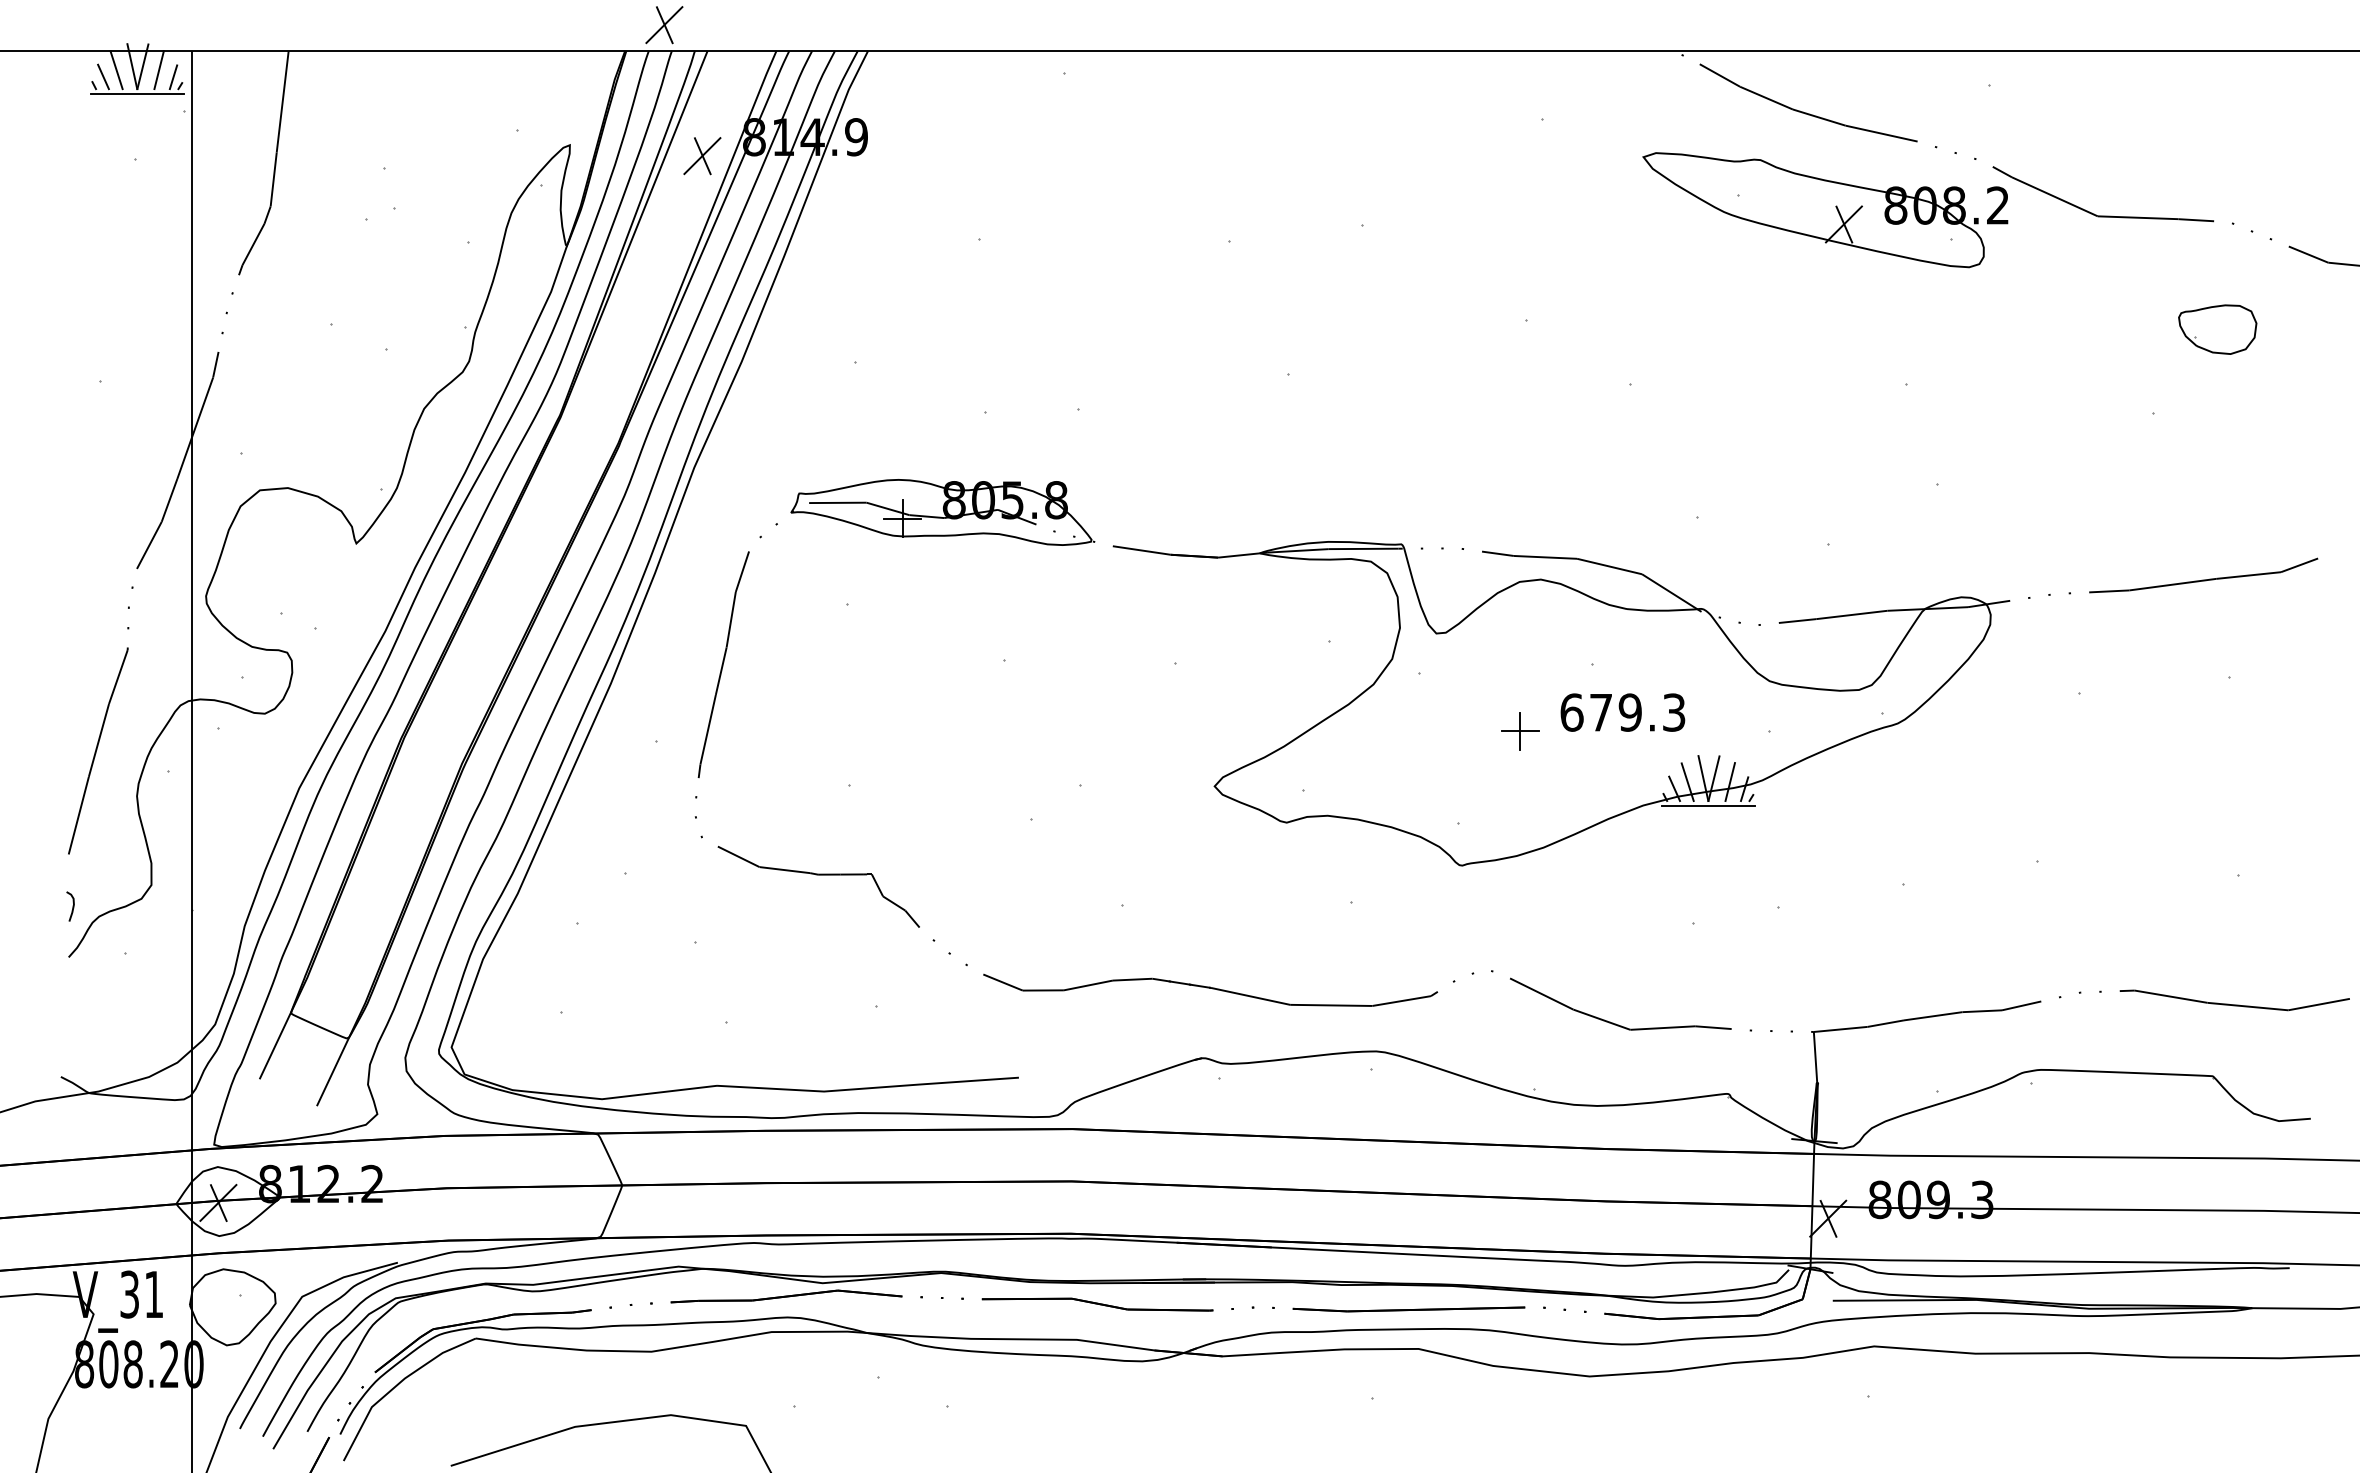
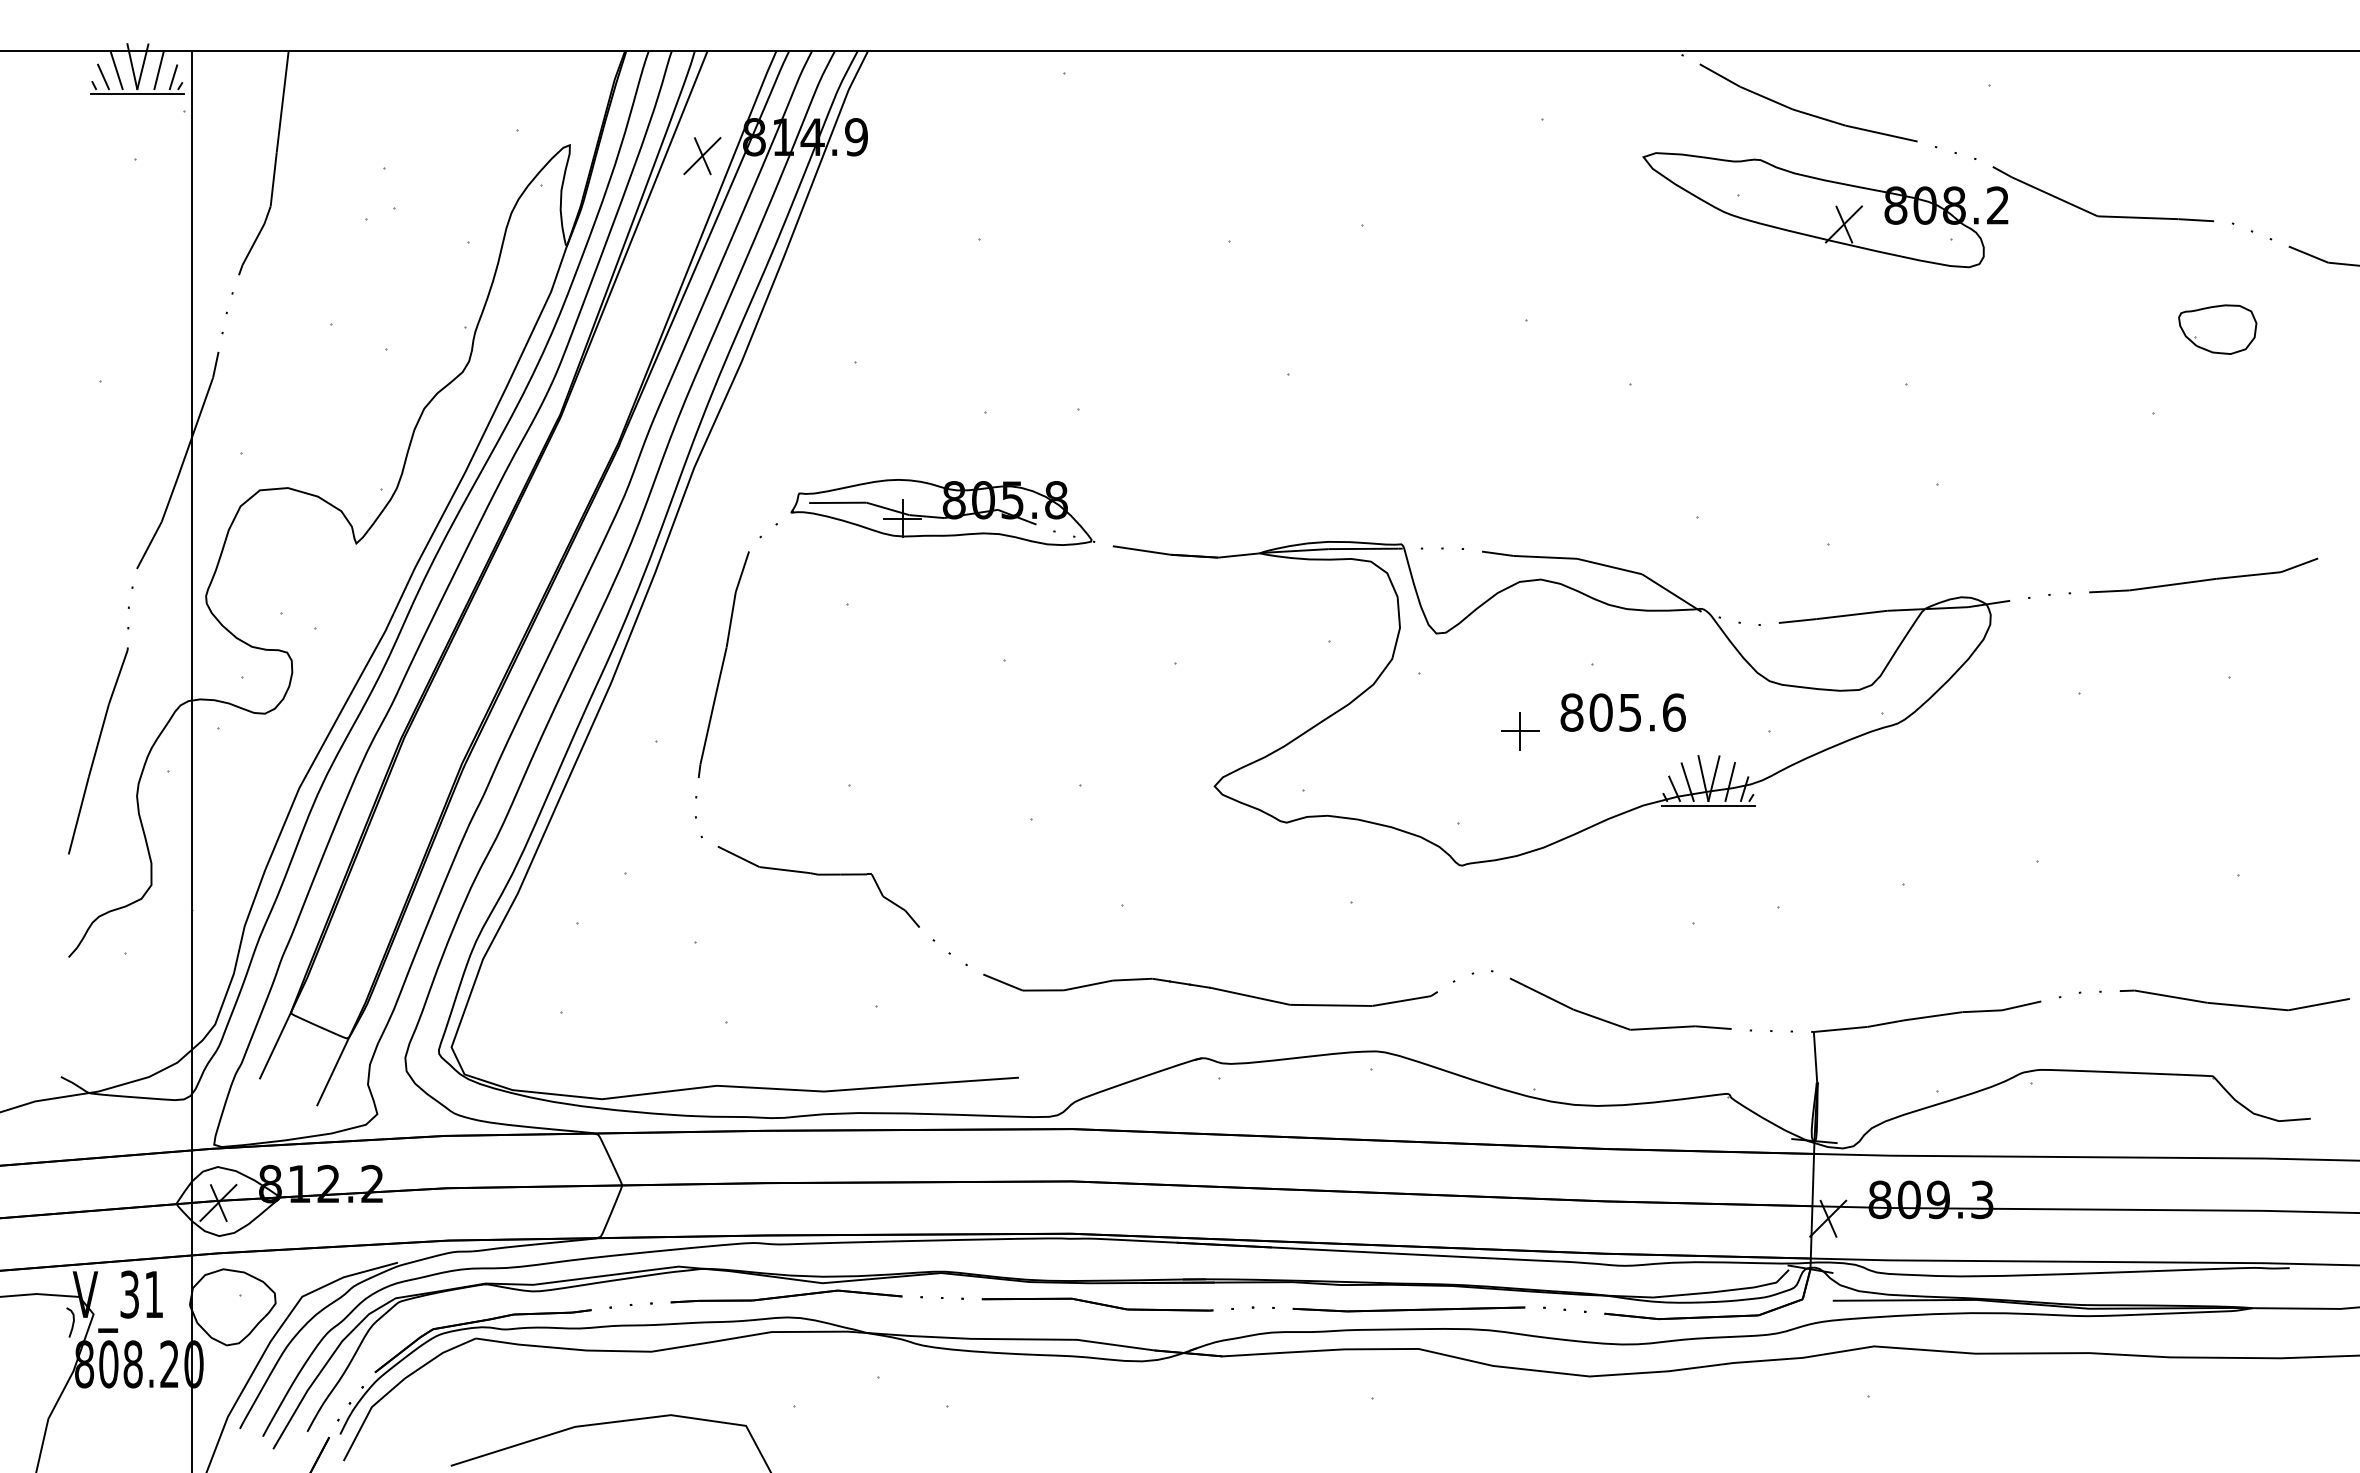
part: present -> none (664, 25)
text: 679.3 -> 805.6 (1622, 712)
curve position: (72, 906) -> (72, 1322) (72, 1322)
